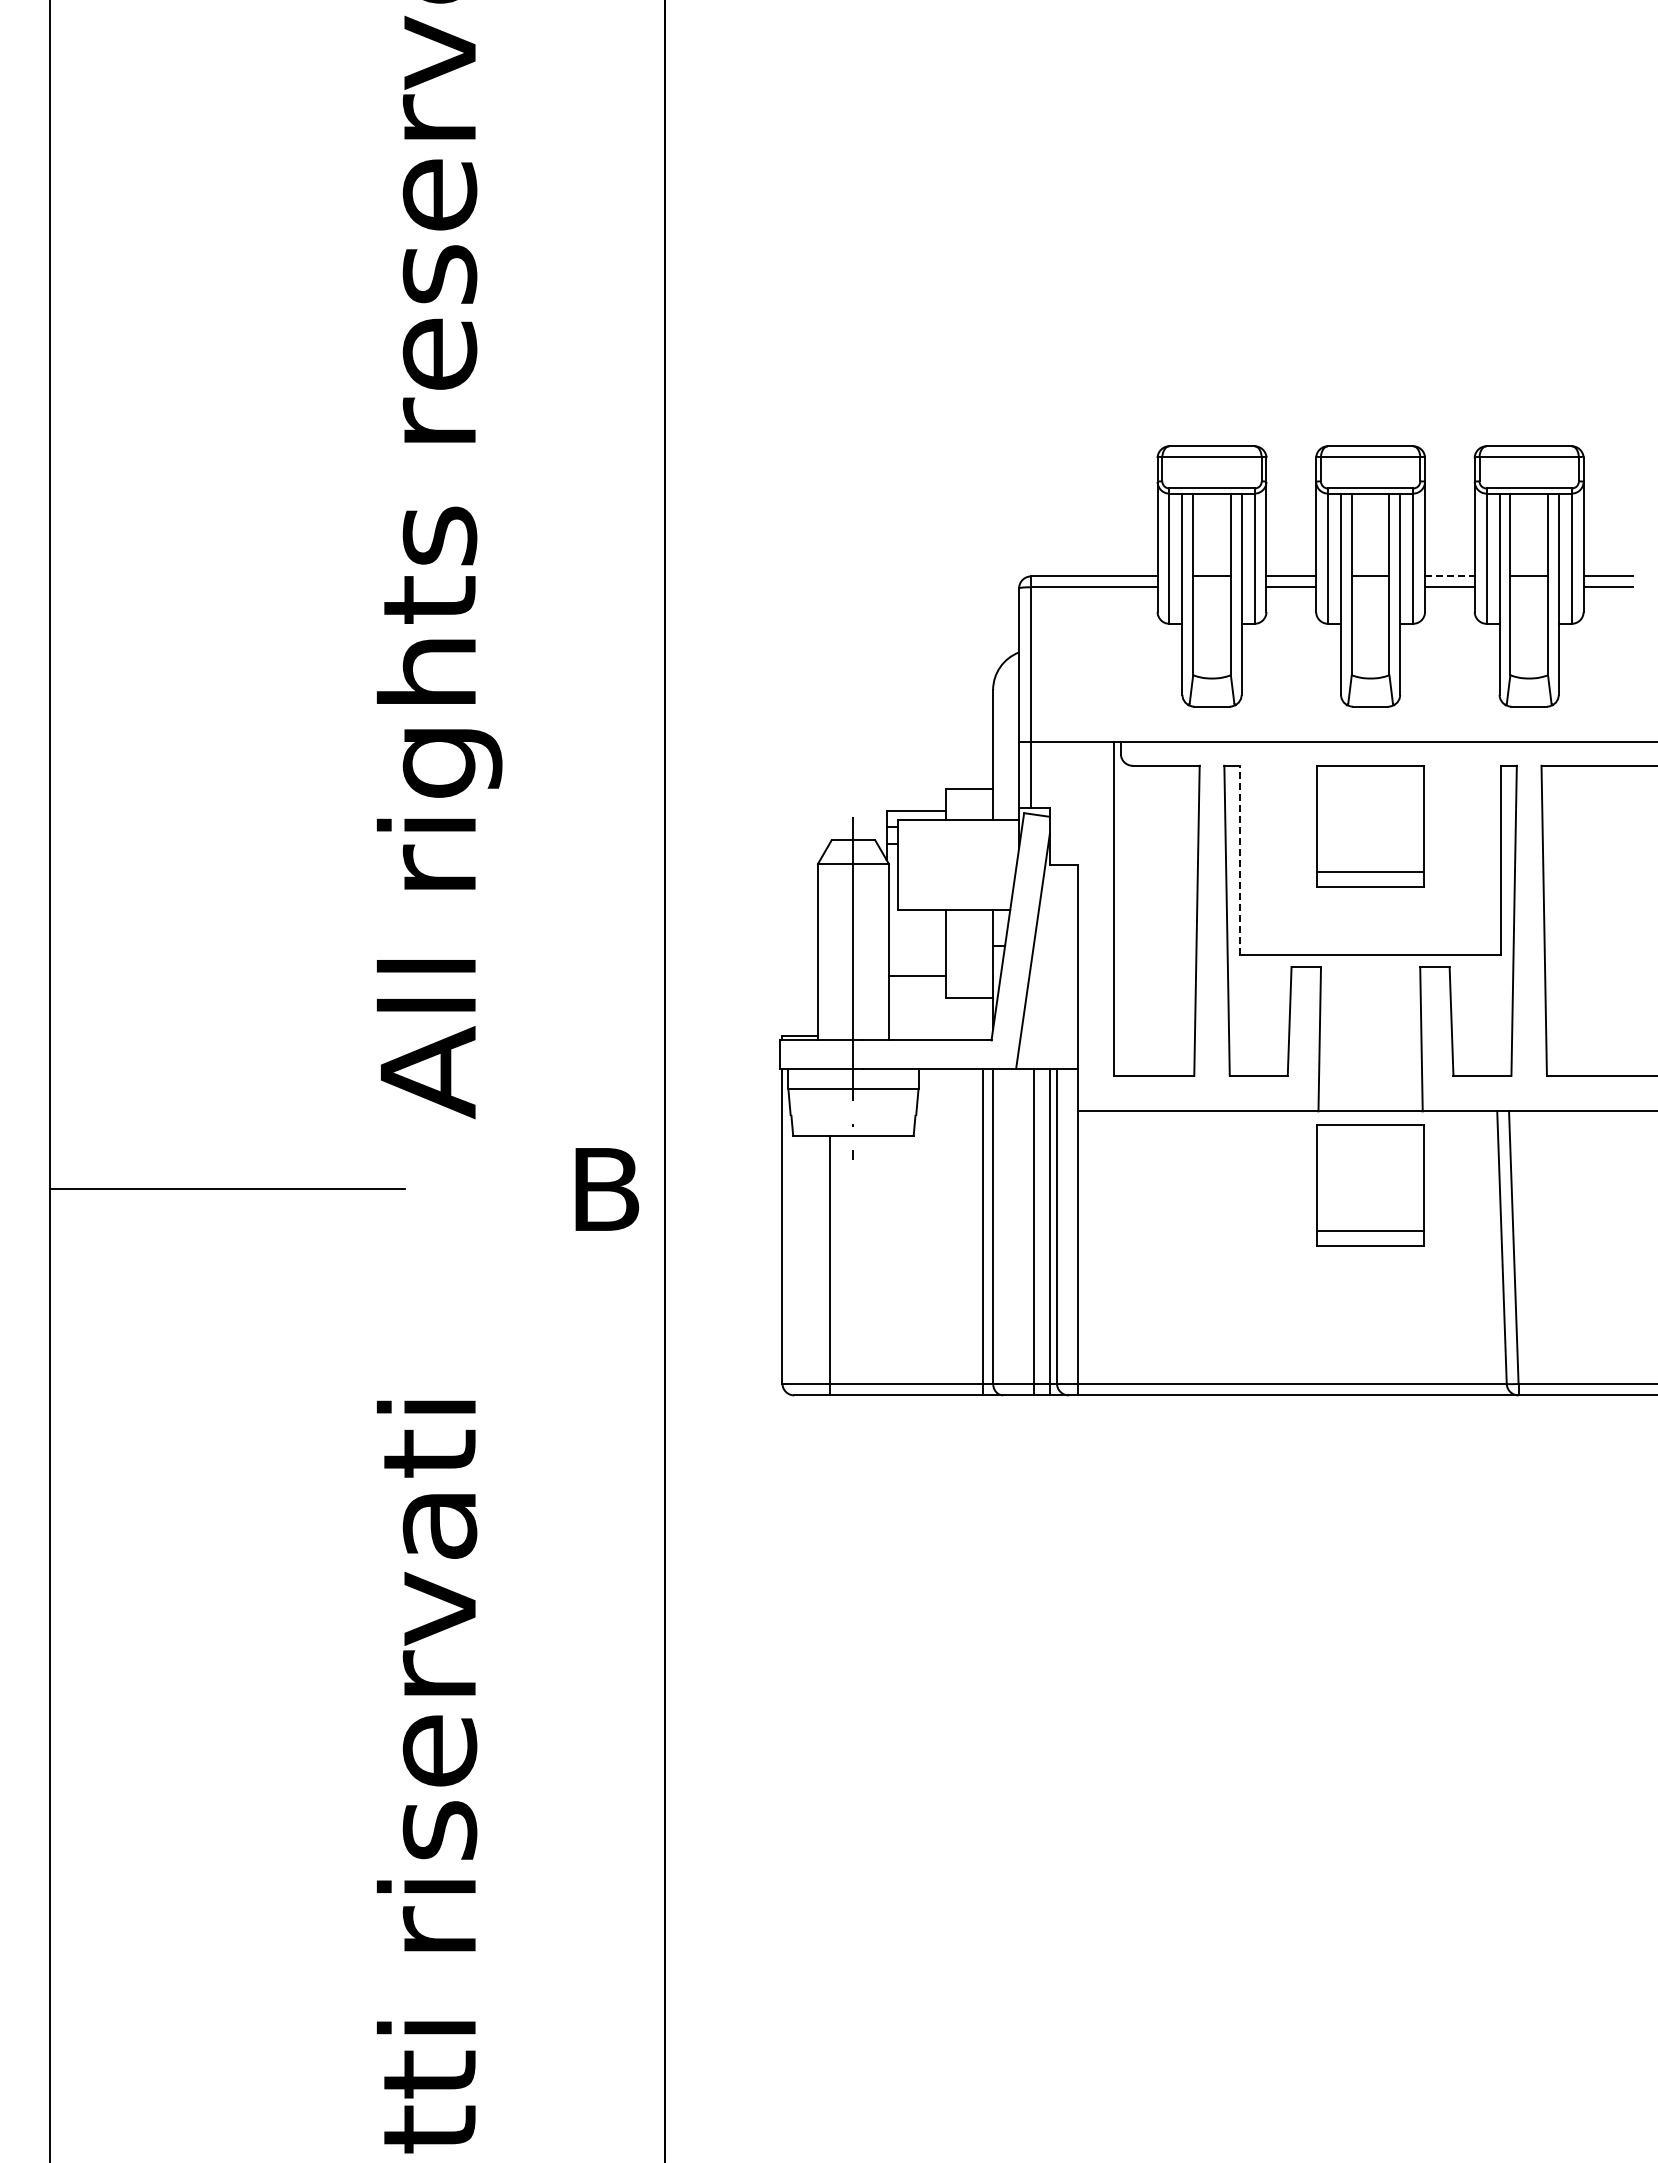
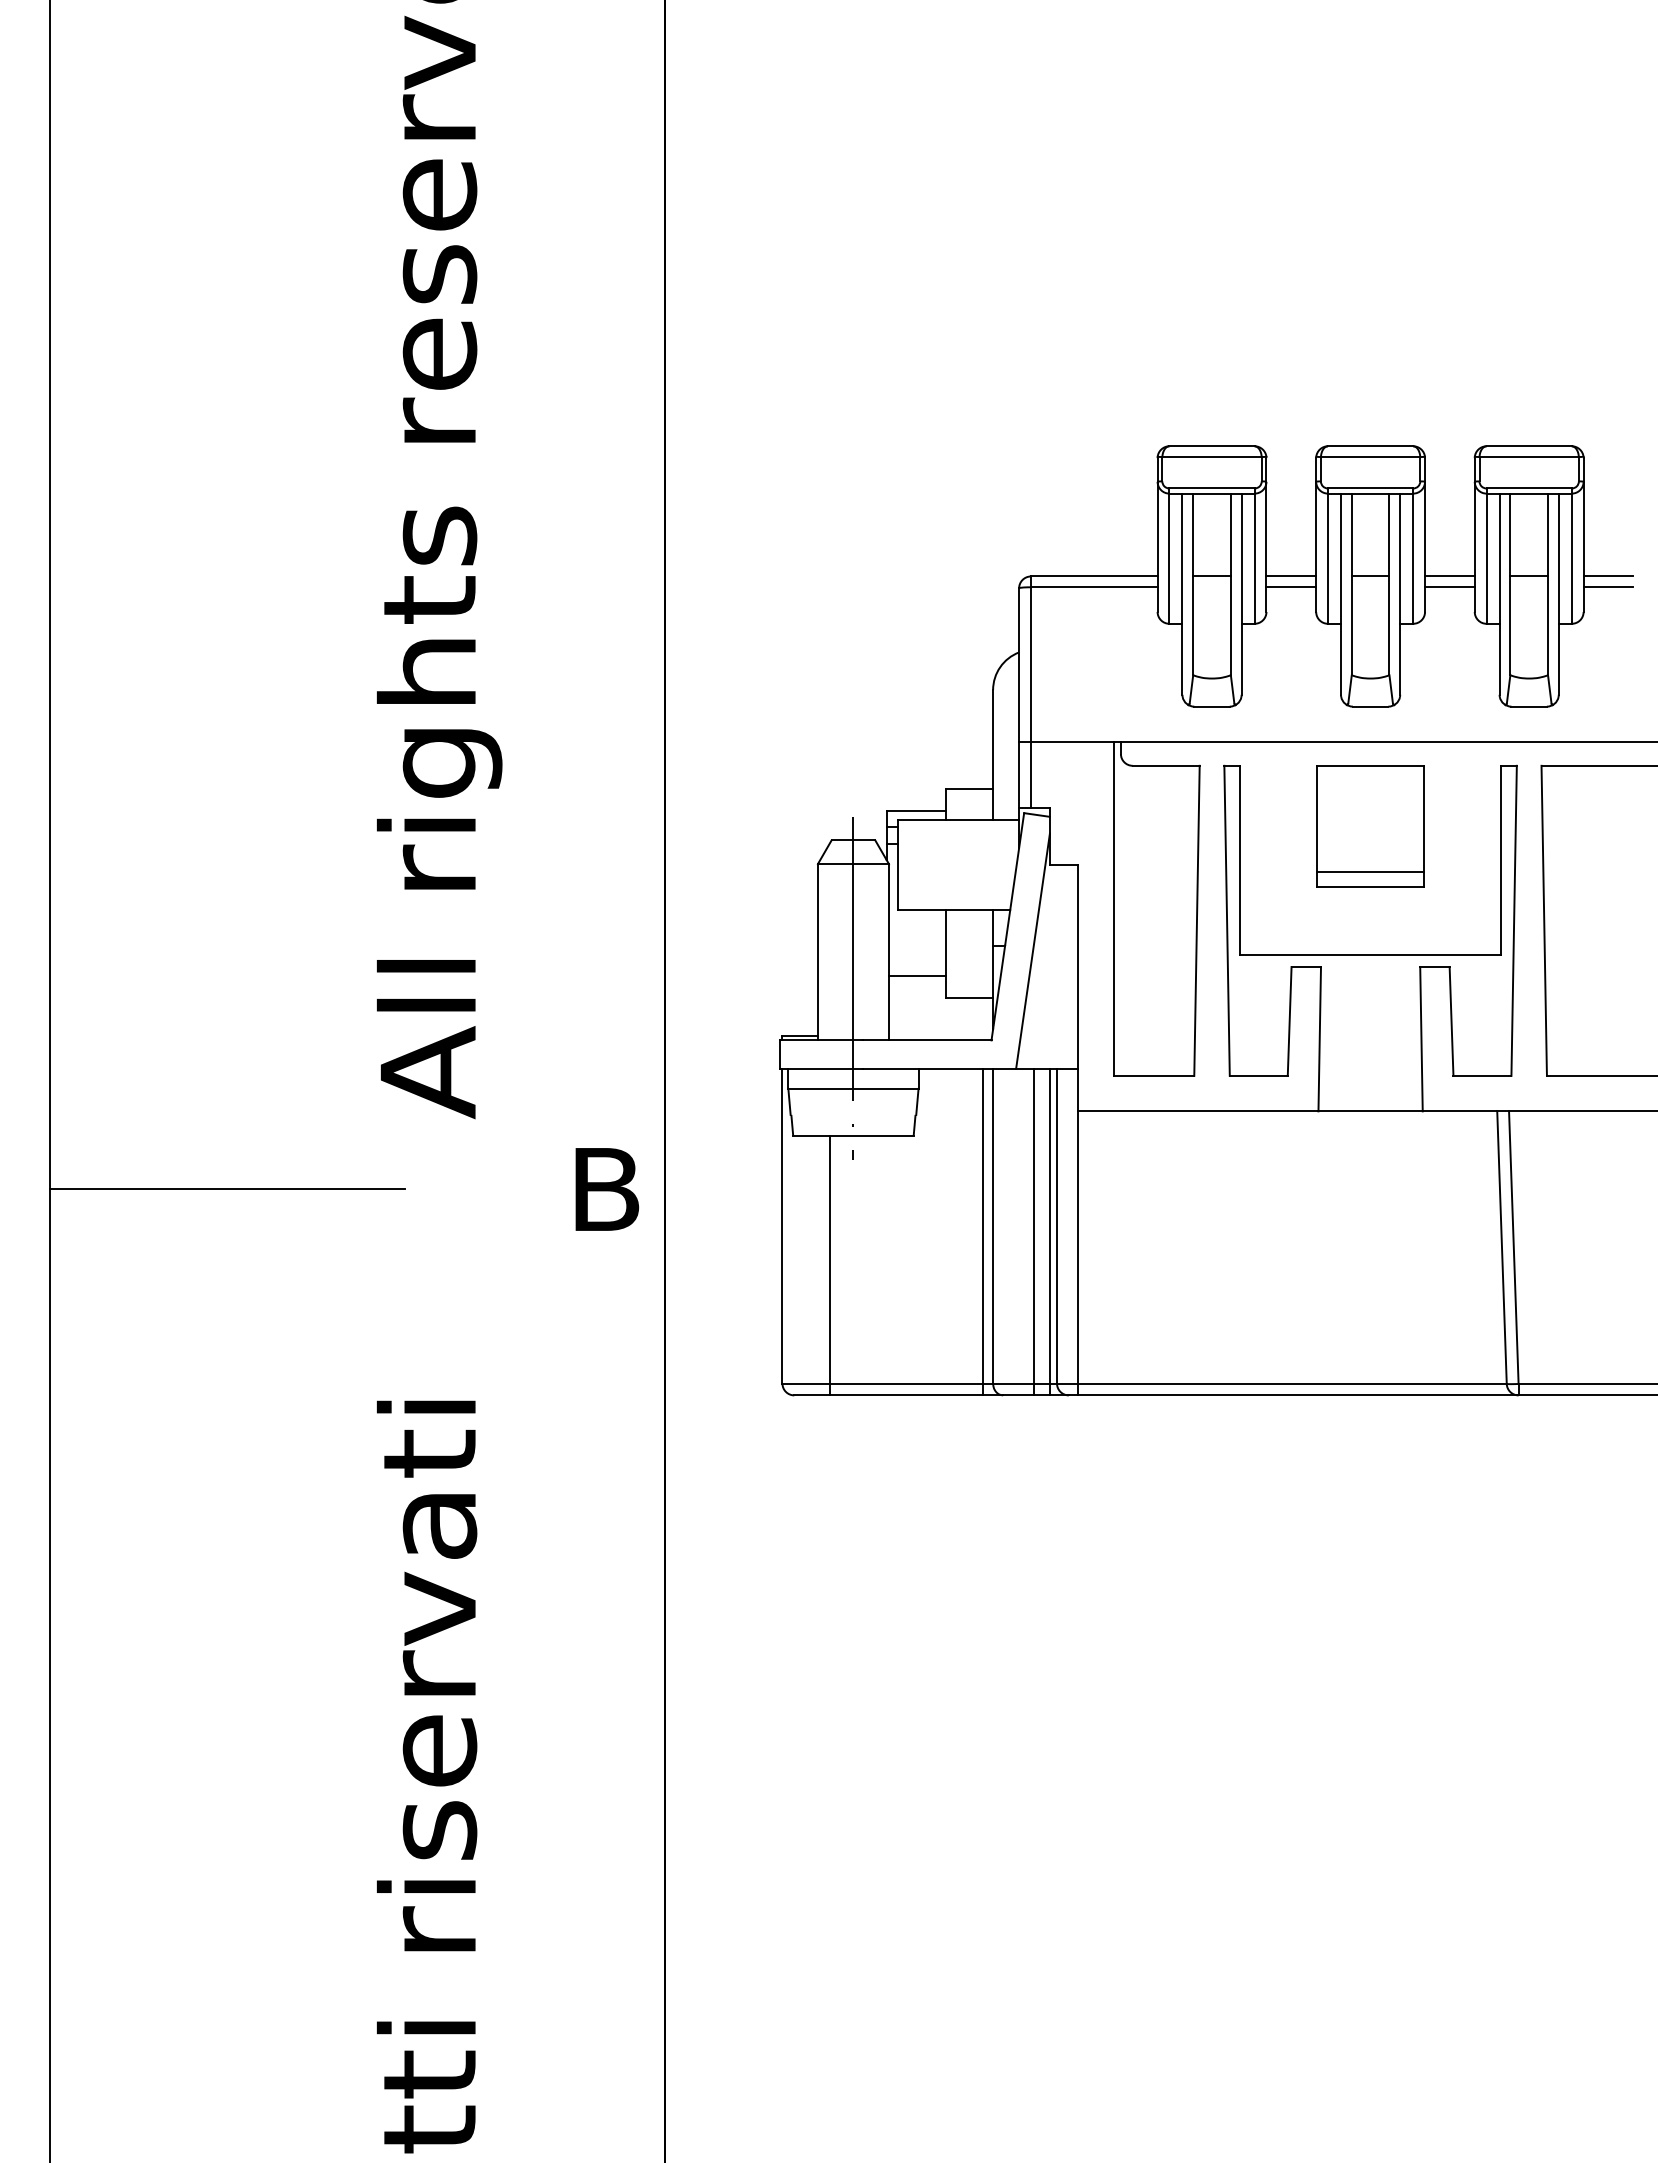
line: dashed -> solid (1449, 576)
line: dashed -> solid (1240, 860)
part: present -> none (1370, 1185)
